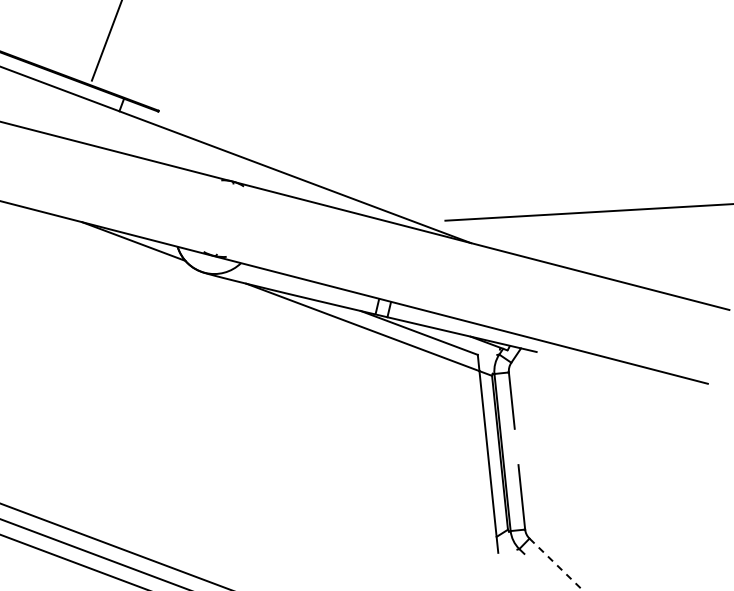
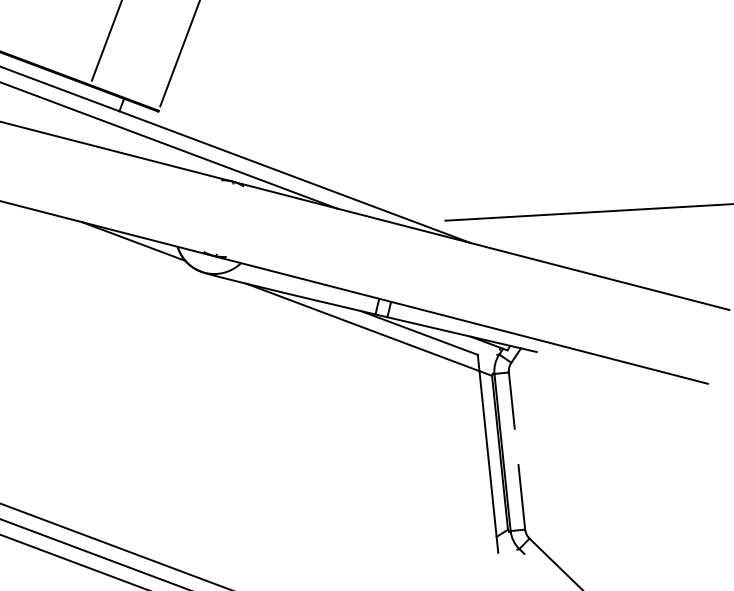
line: none -> present (179, 54)
line: none -> present (169, 145)
line: dashed -> solid (556, 565)
